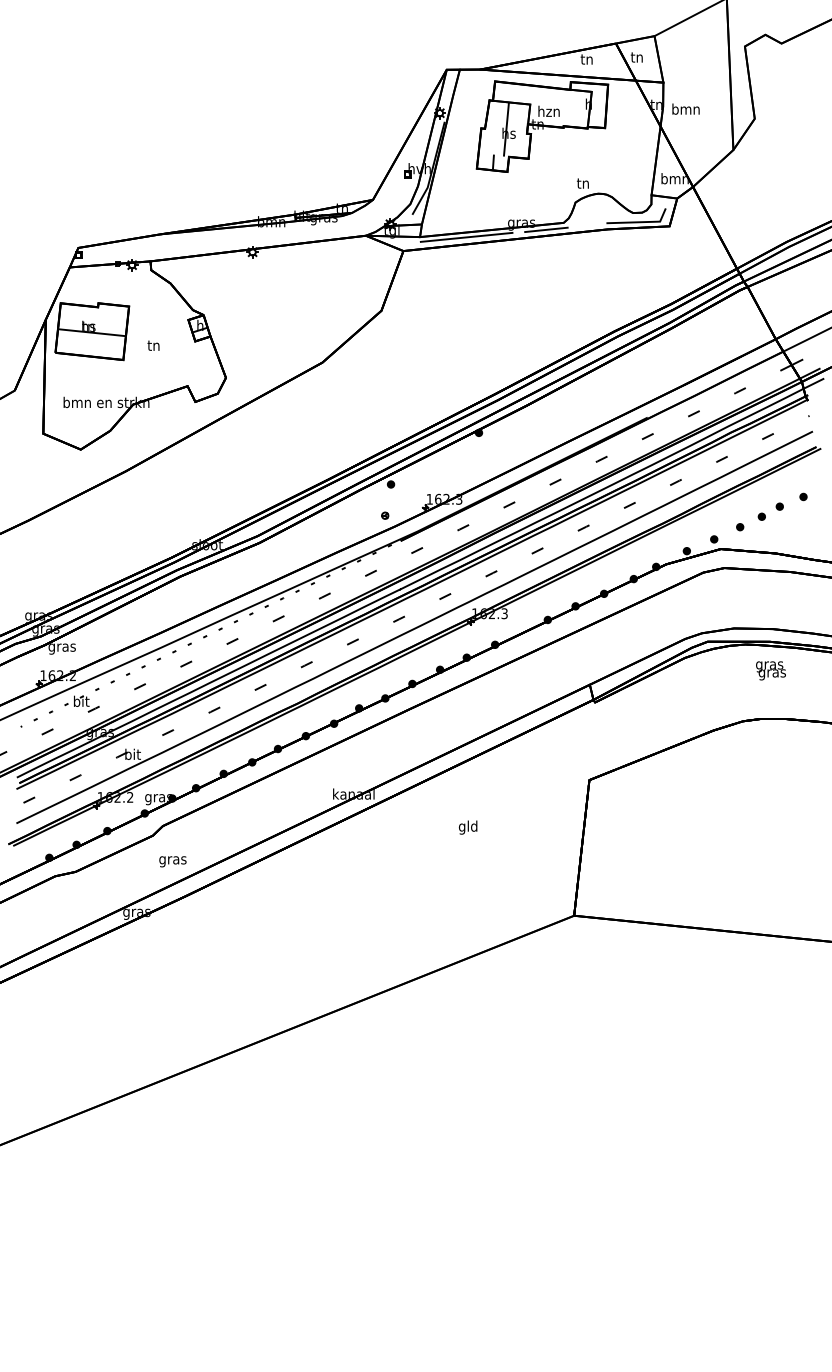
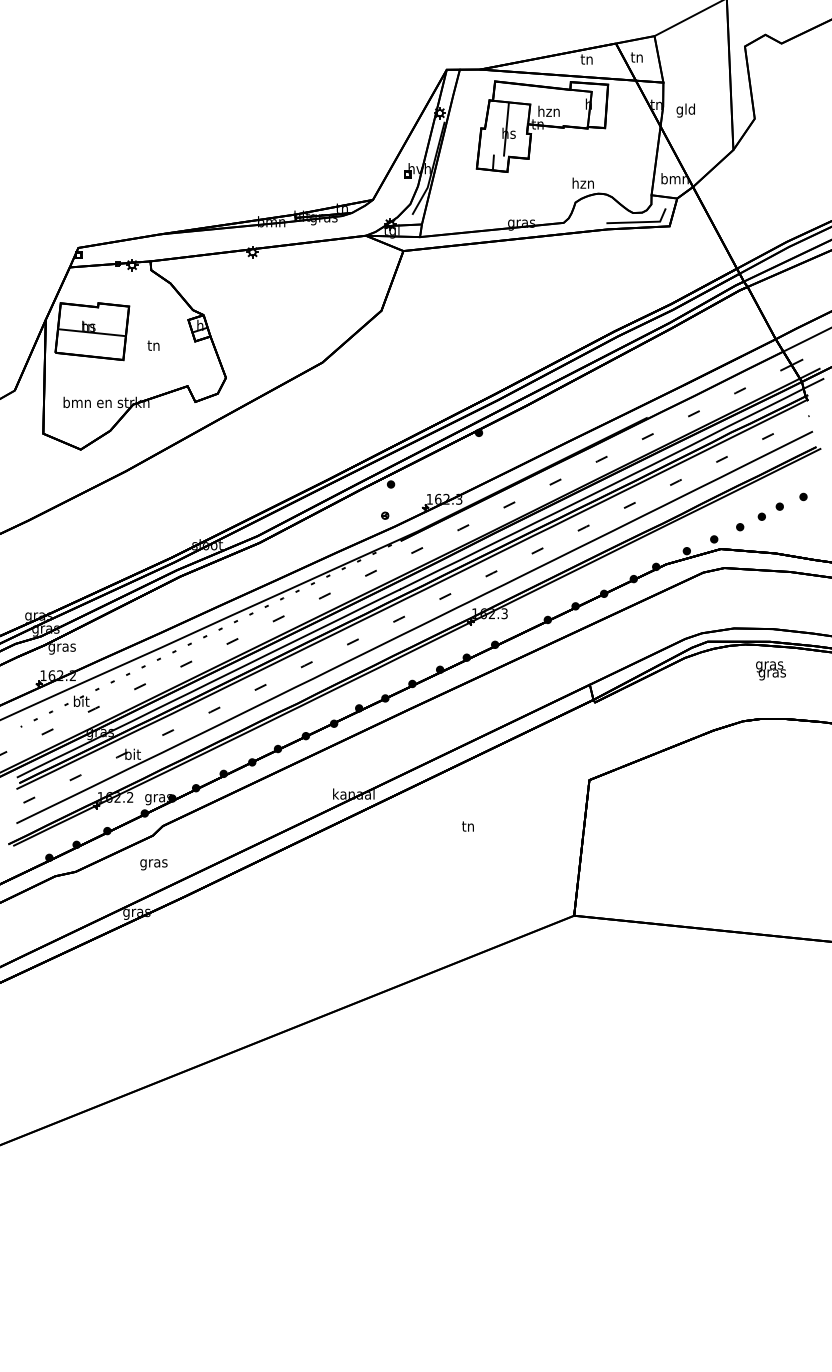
text: bmn -> gld (685, 110)
text: tn -> hzn (582, 182)
line: present -> none (546, 229)
line: present -> none (466, 236)
text: gld -> tn (467, 827)
text position: (172, 861) -> (153, 864) (153, 864)
